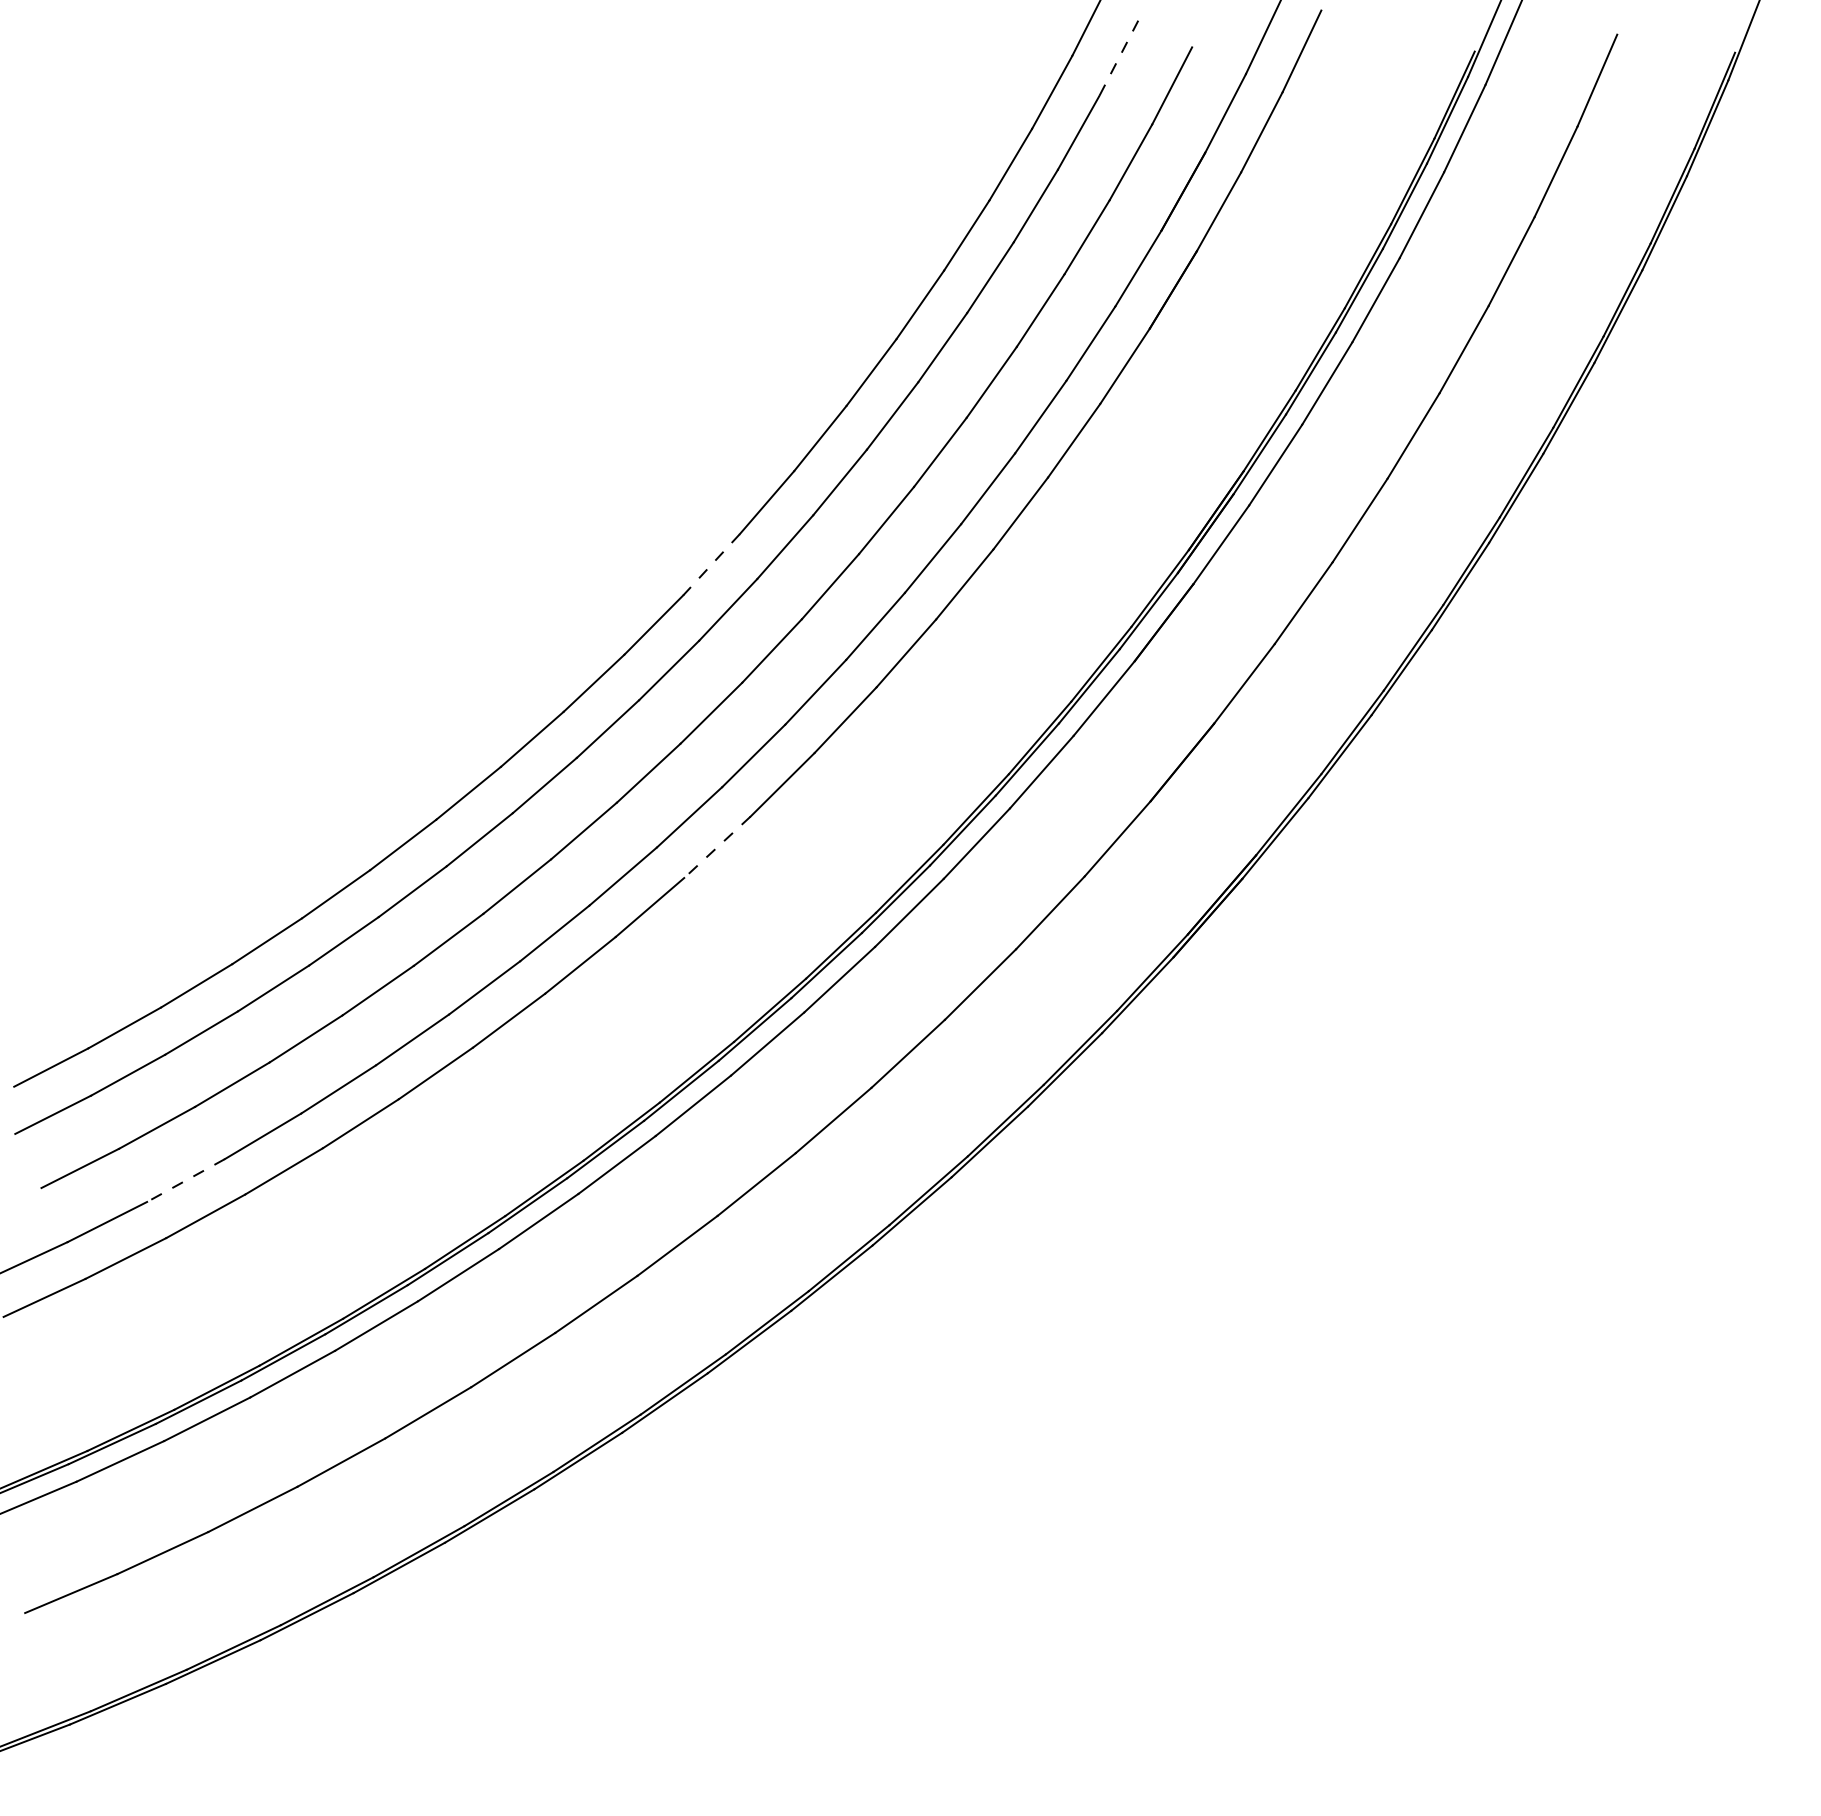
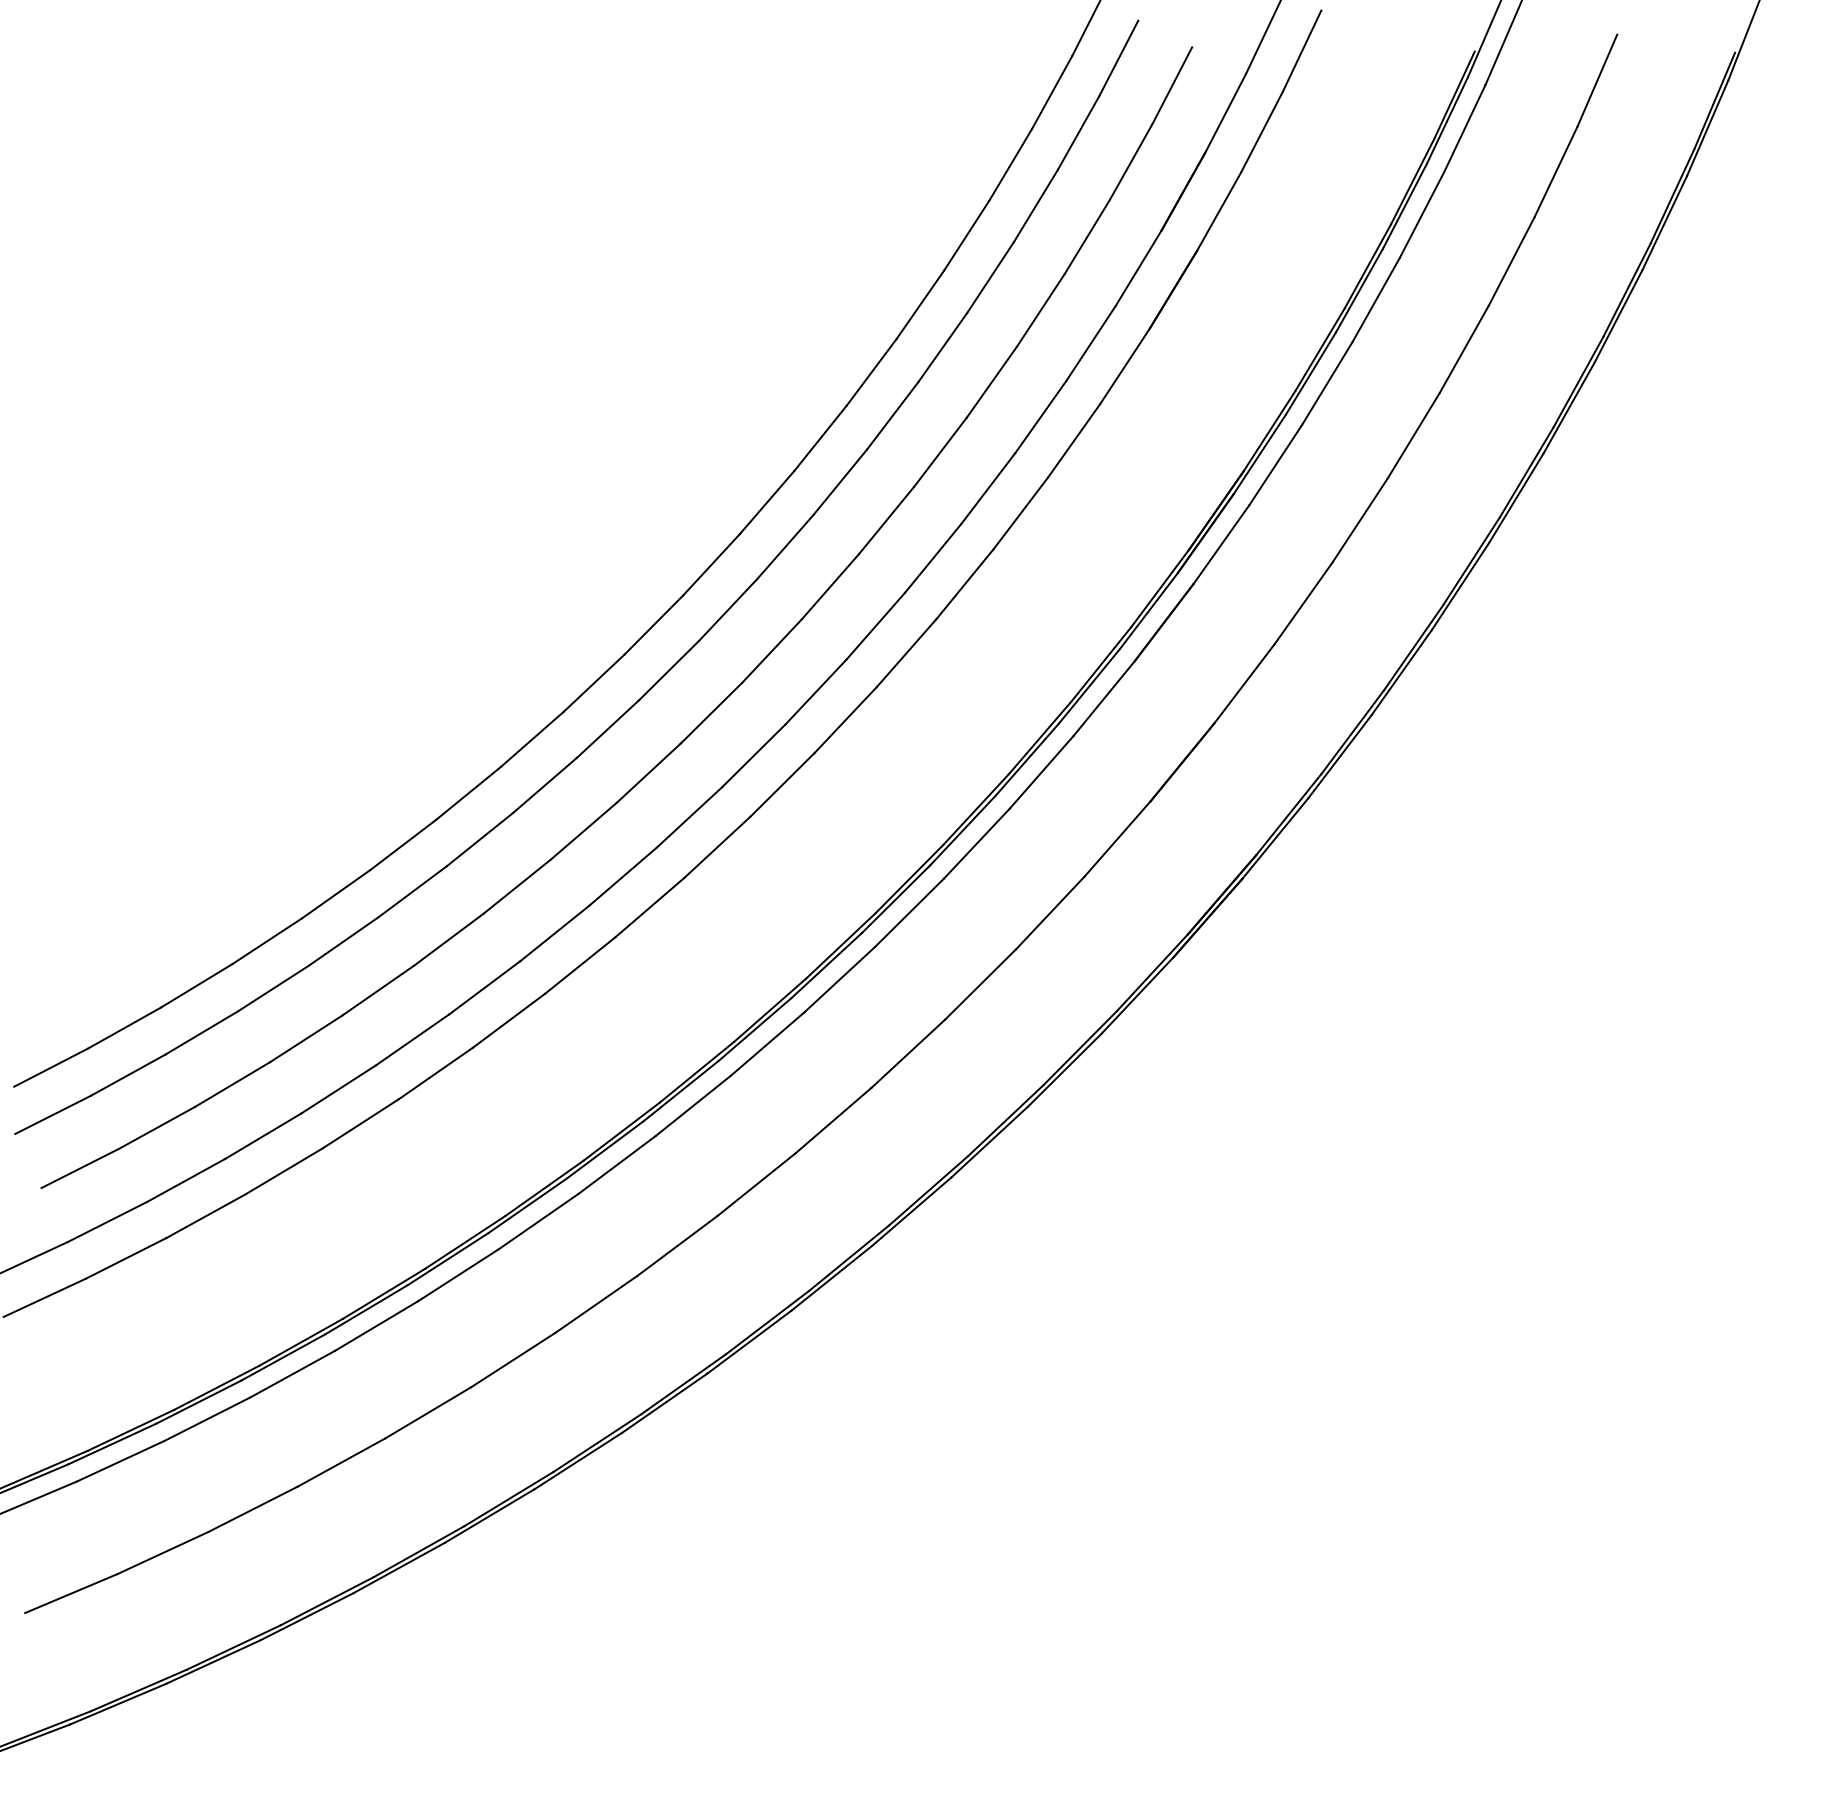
line: dashed -> solid (1118, 58)
line: dashed -> solid (711, 564)
line: dashed -> solid (717, 847)
line: dashed -> solid (185, 1180)
